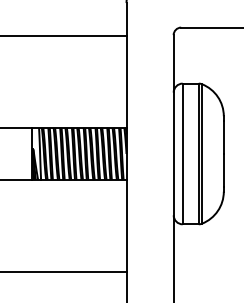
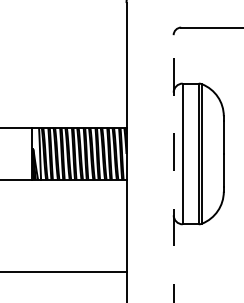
line: present -> none (64, 36)
line: solid -> dashed (173, 168)
